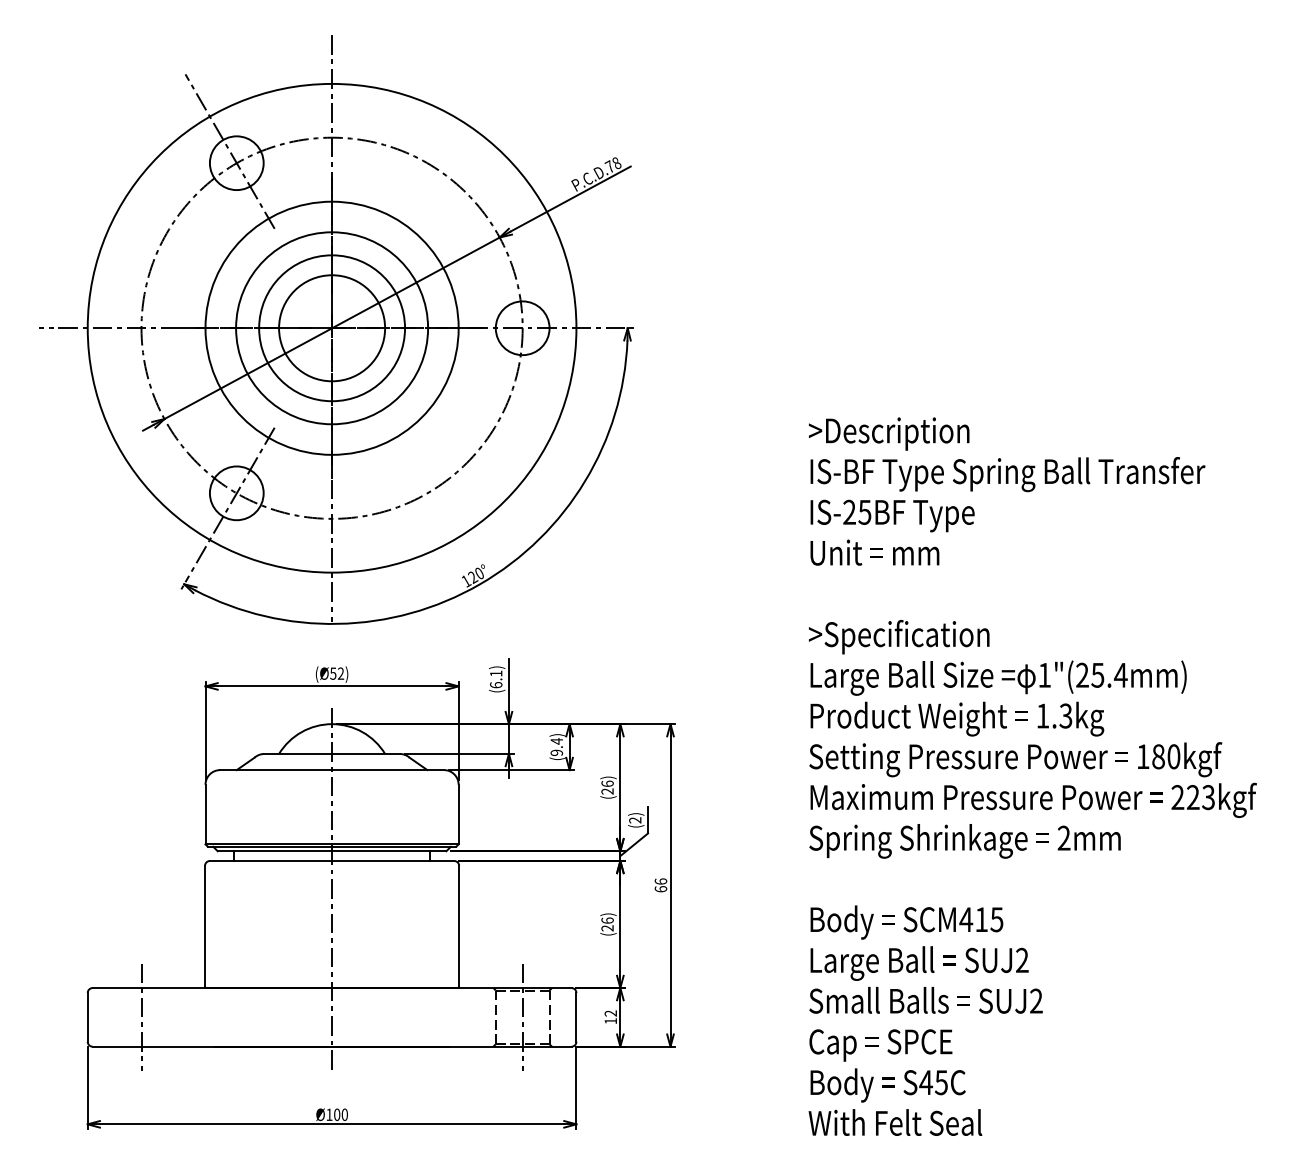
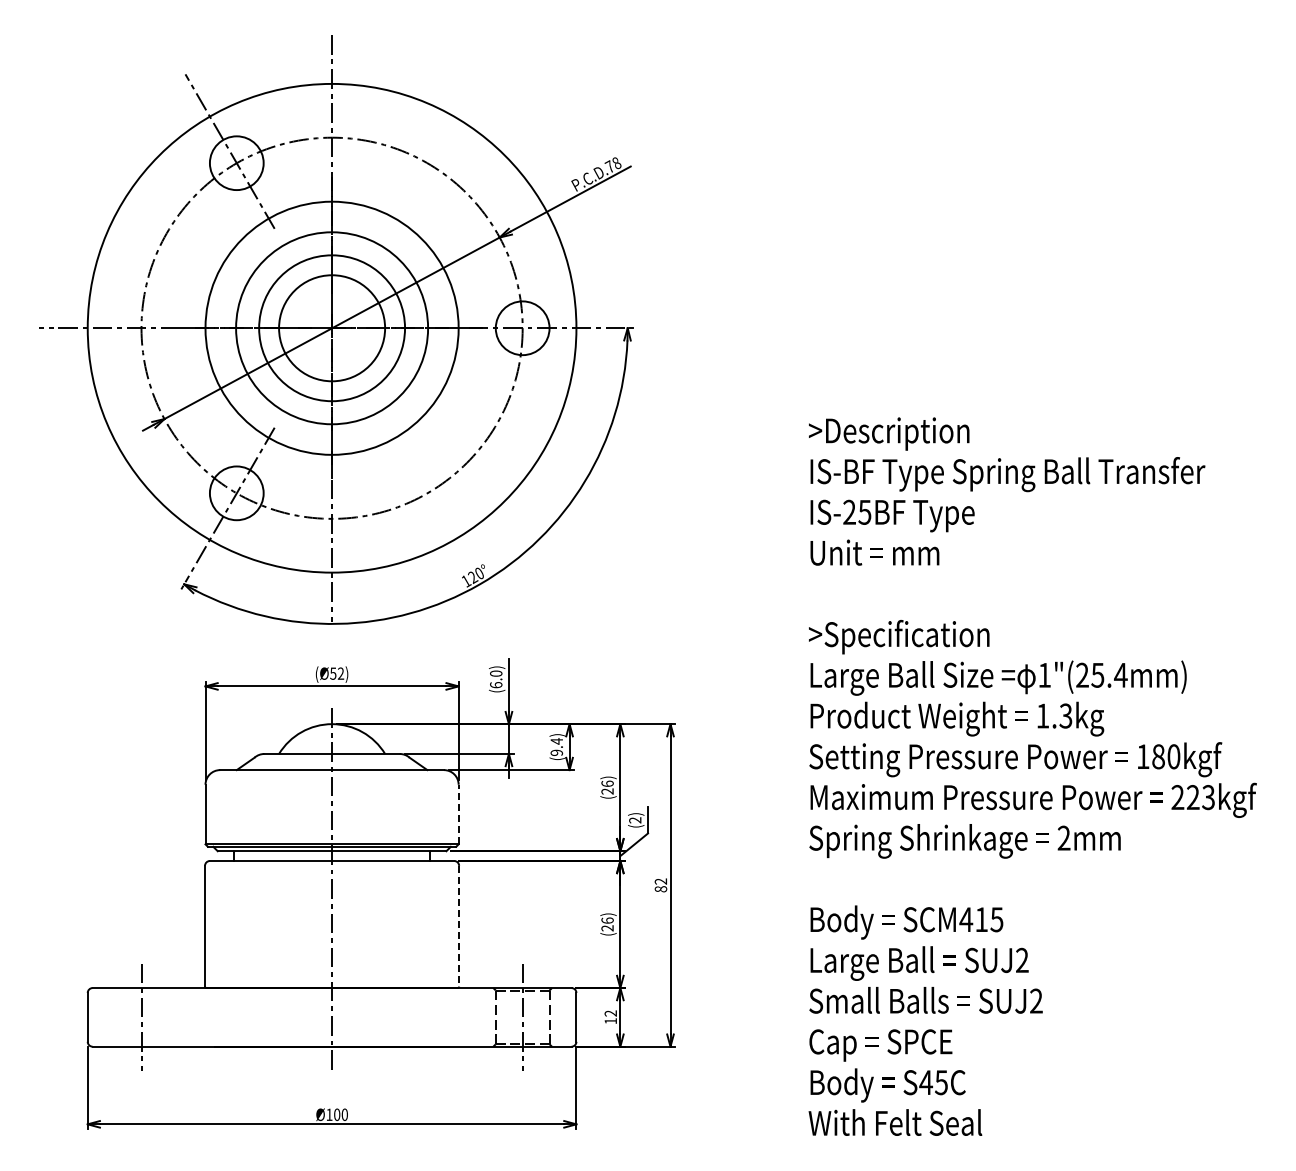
text: (6.1) -> (6.0) (496, 673)
line: solid -> dashed (458, 814)
text: 66 -> 82 (660, 885)
line: solid -> dashed (459, 926)
